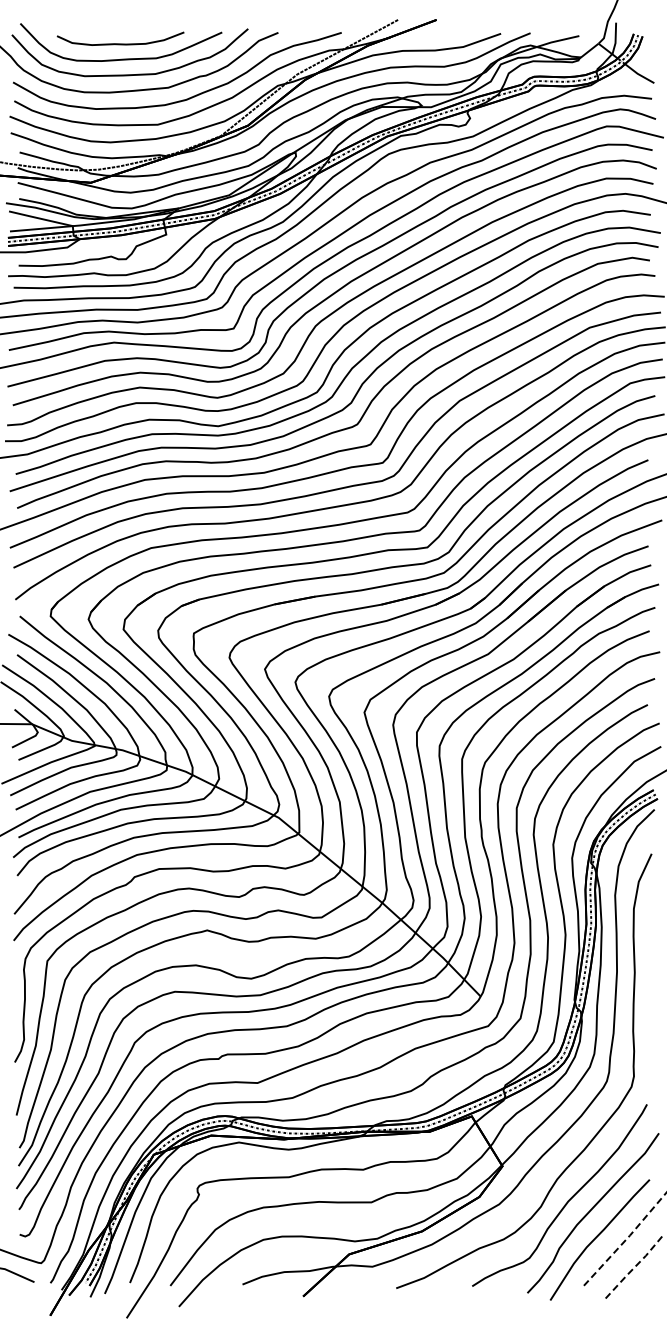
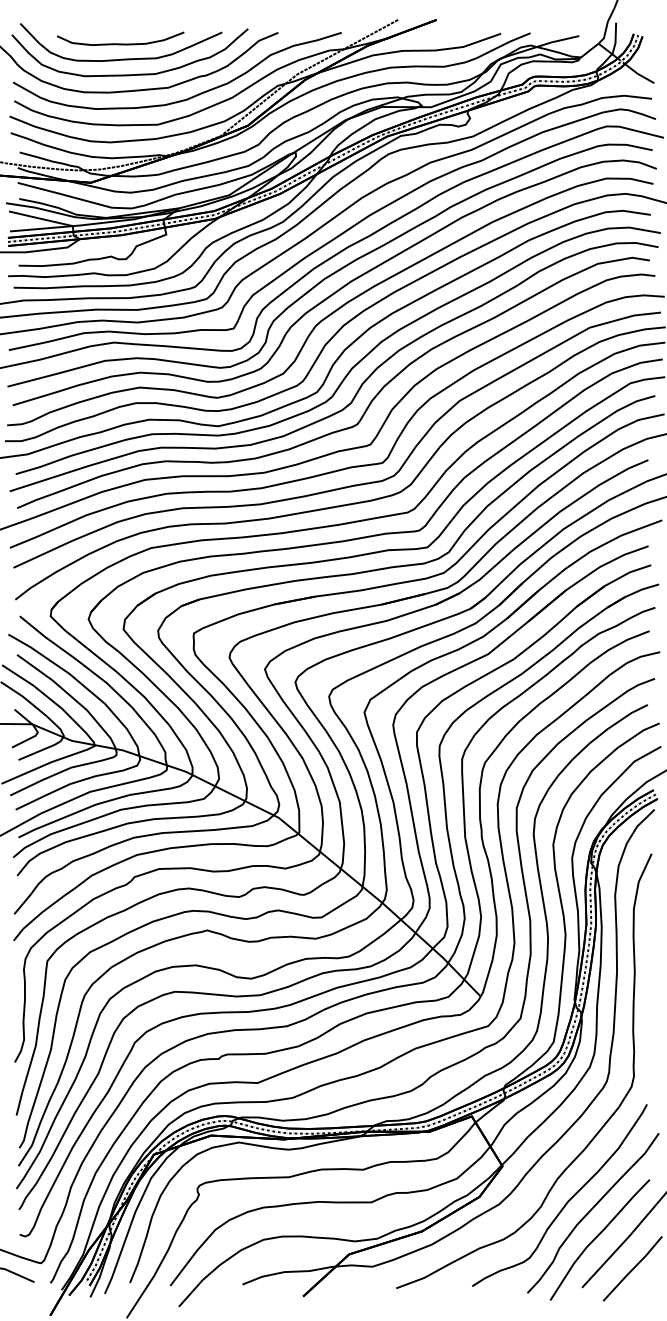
line: dashed -> solid (625, 1240)
line: dashed -> solid (632, 1269)
